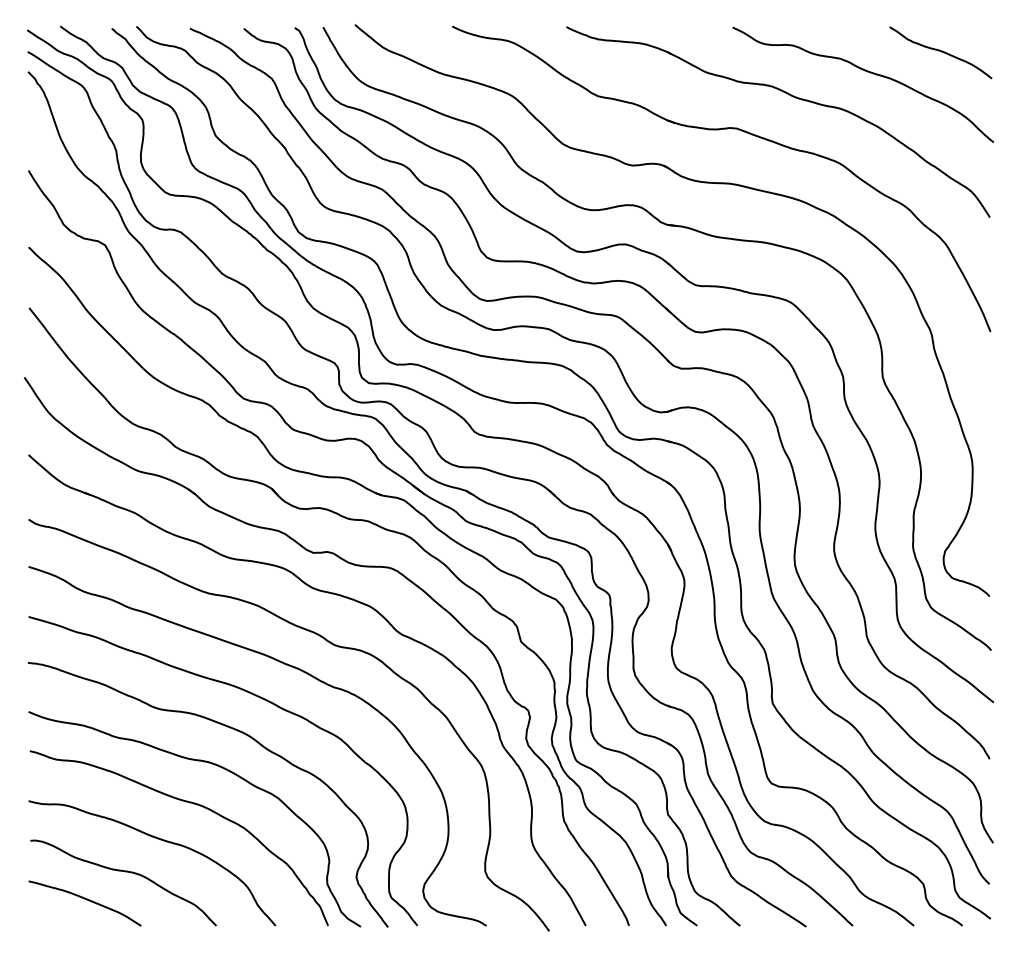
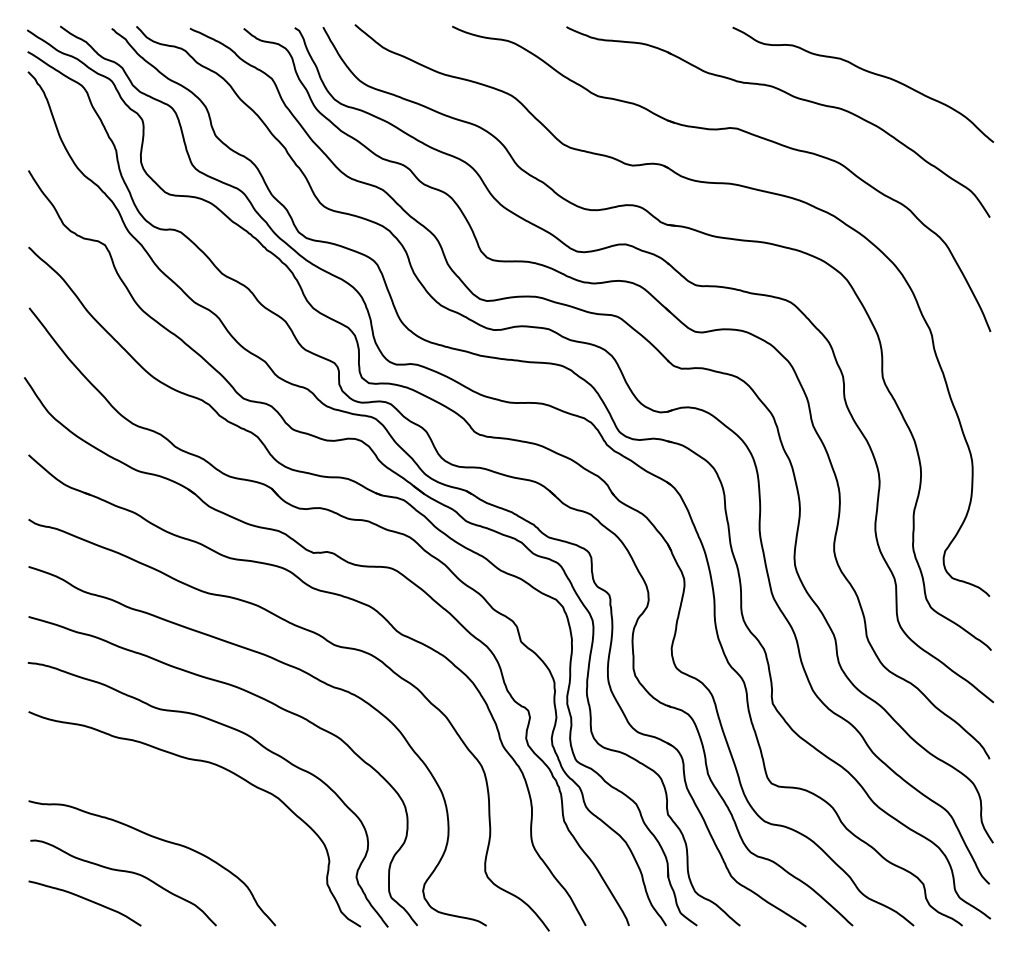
curve: present -> none (940, 51)
curve: present -> none (185, 802)
